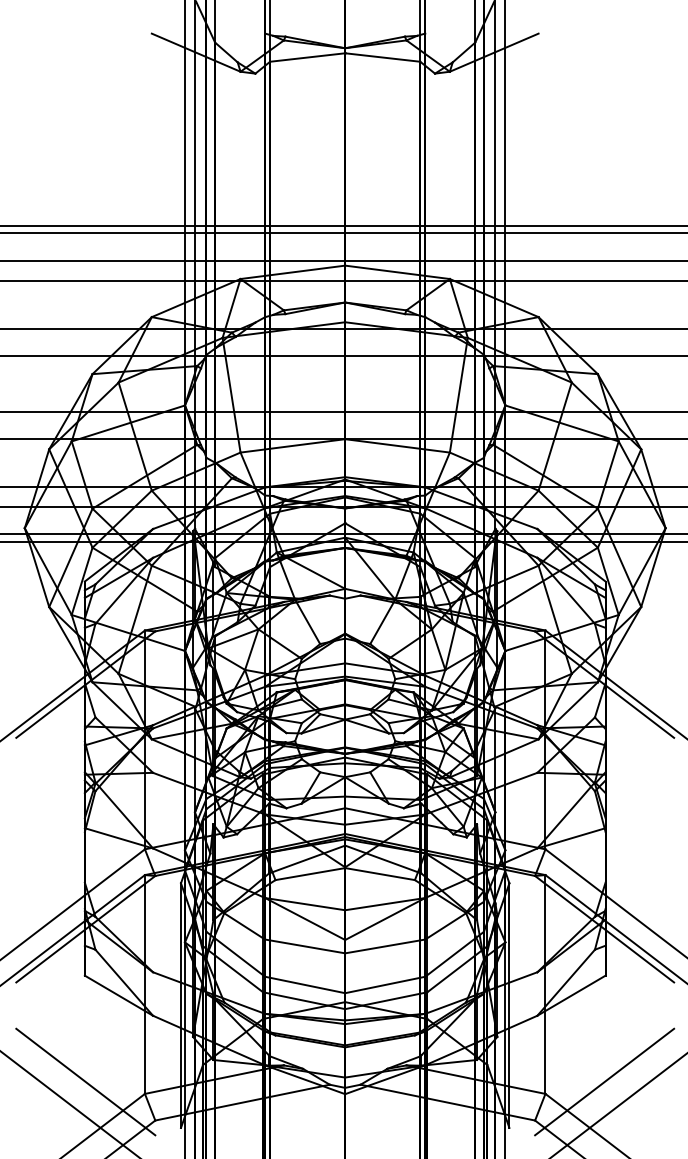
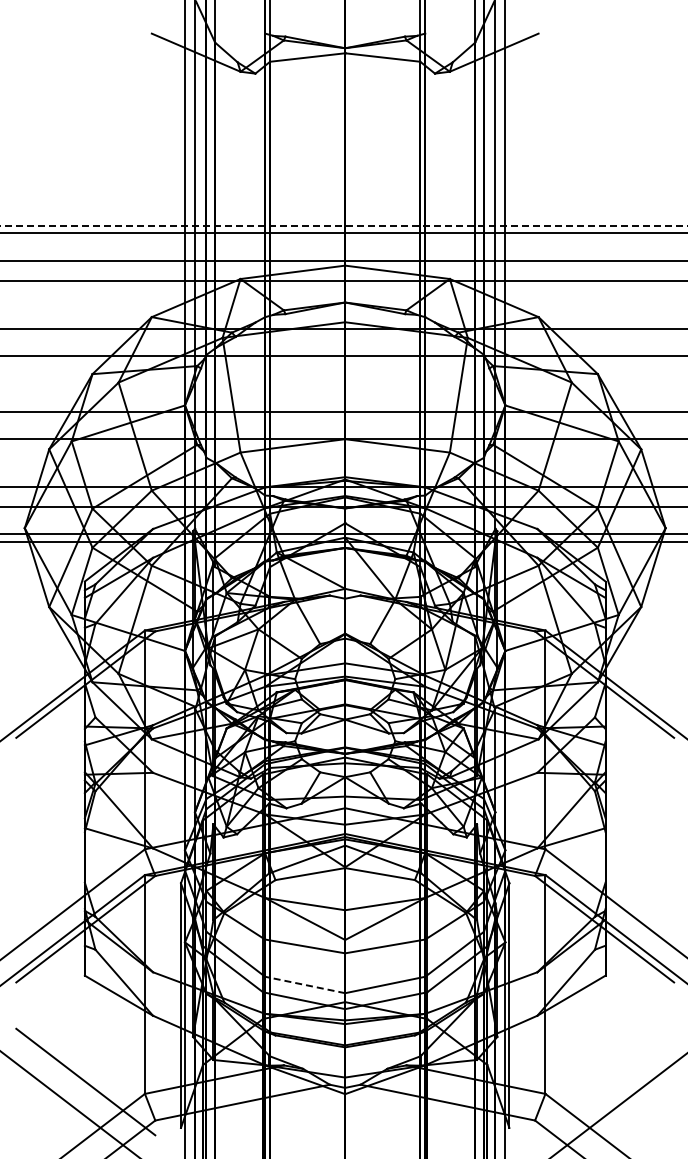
line: solid -> dashed (343, 226)
line: solid -> dashed (305, 984)
line: present -> none (604, 1081)
